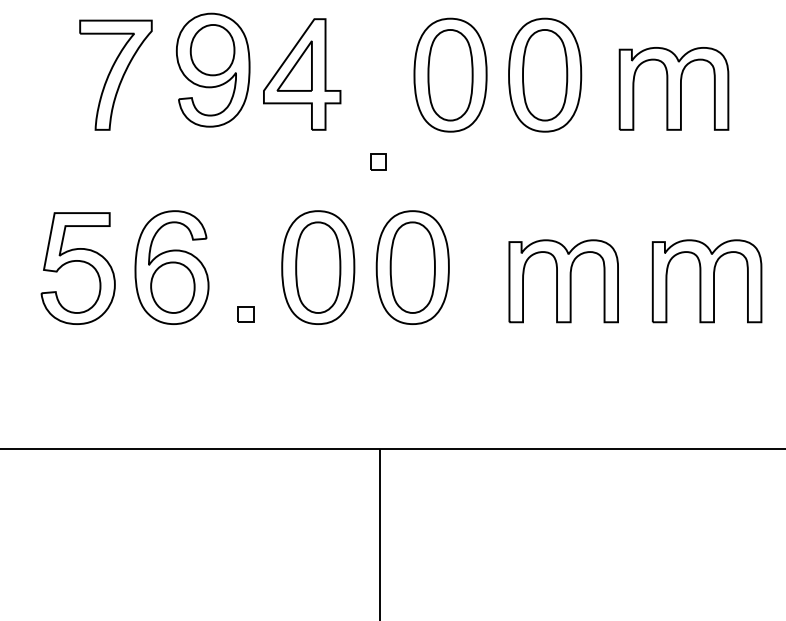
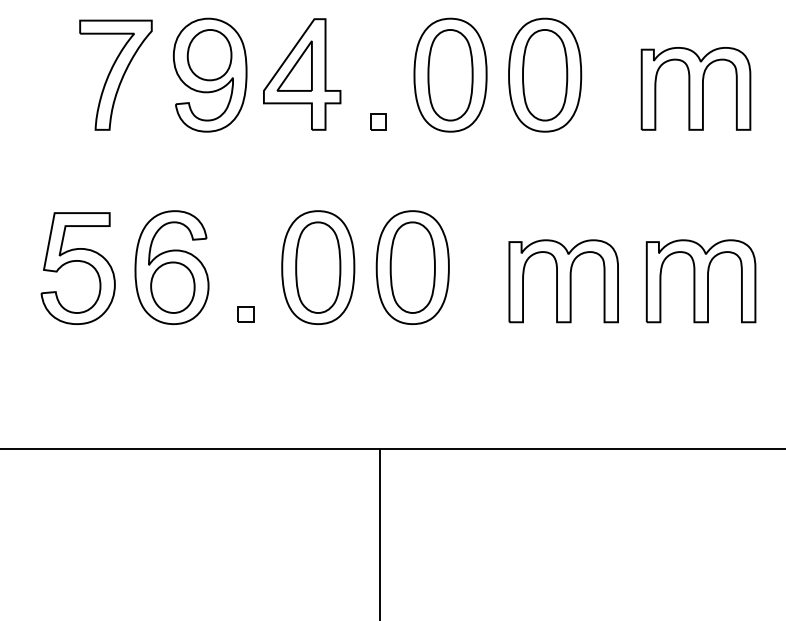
part position: (212, 69) -> (209, 74) (209, 74)
part position: (673, 88) -> (695, 88) (695, 88)
part position: (378, 161) -> (378, 121) (378, 121)
part position: (706, 281) -> (700, 281) (700, 281)
